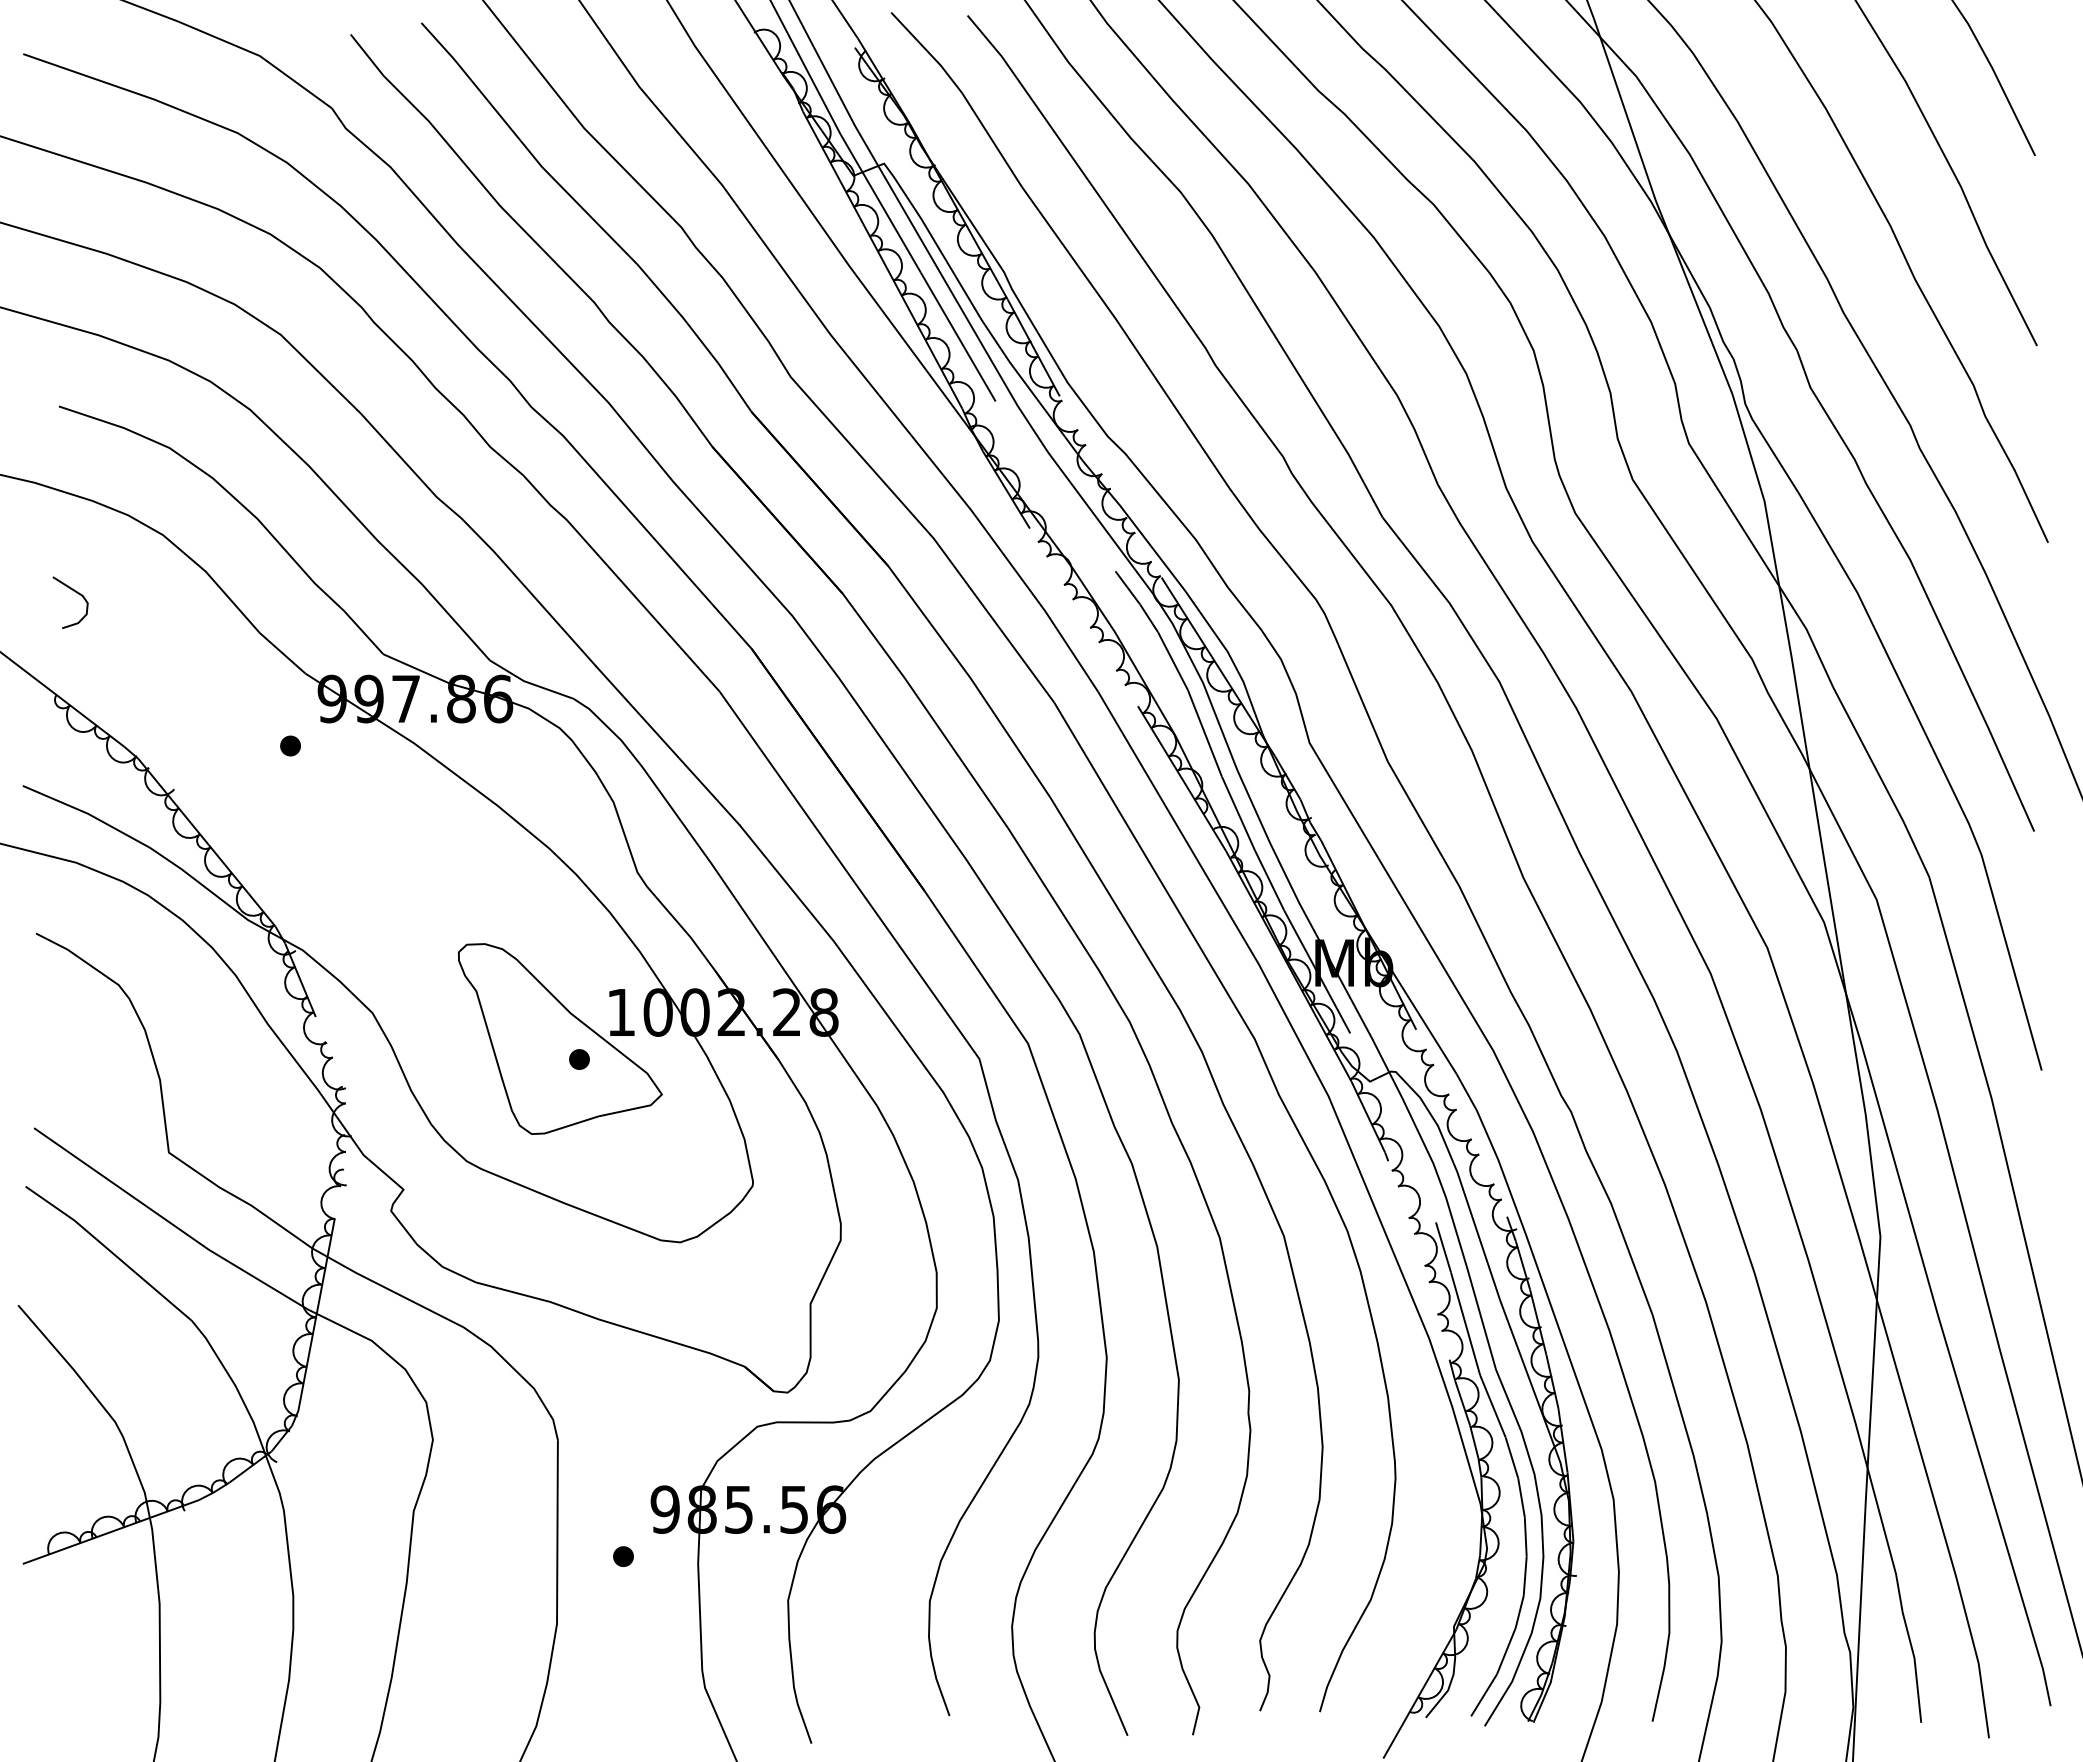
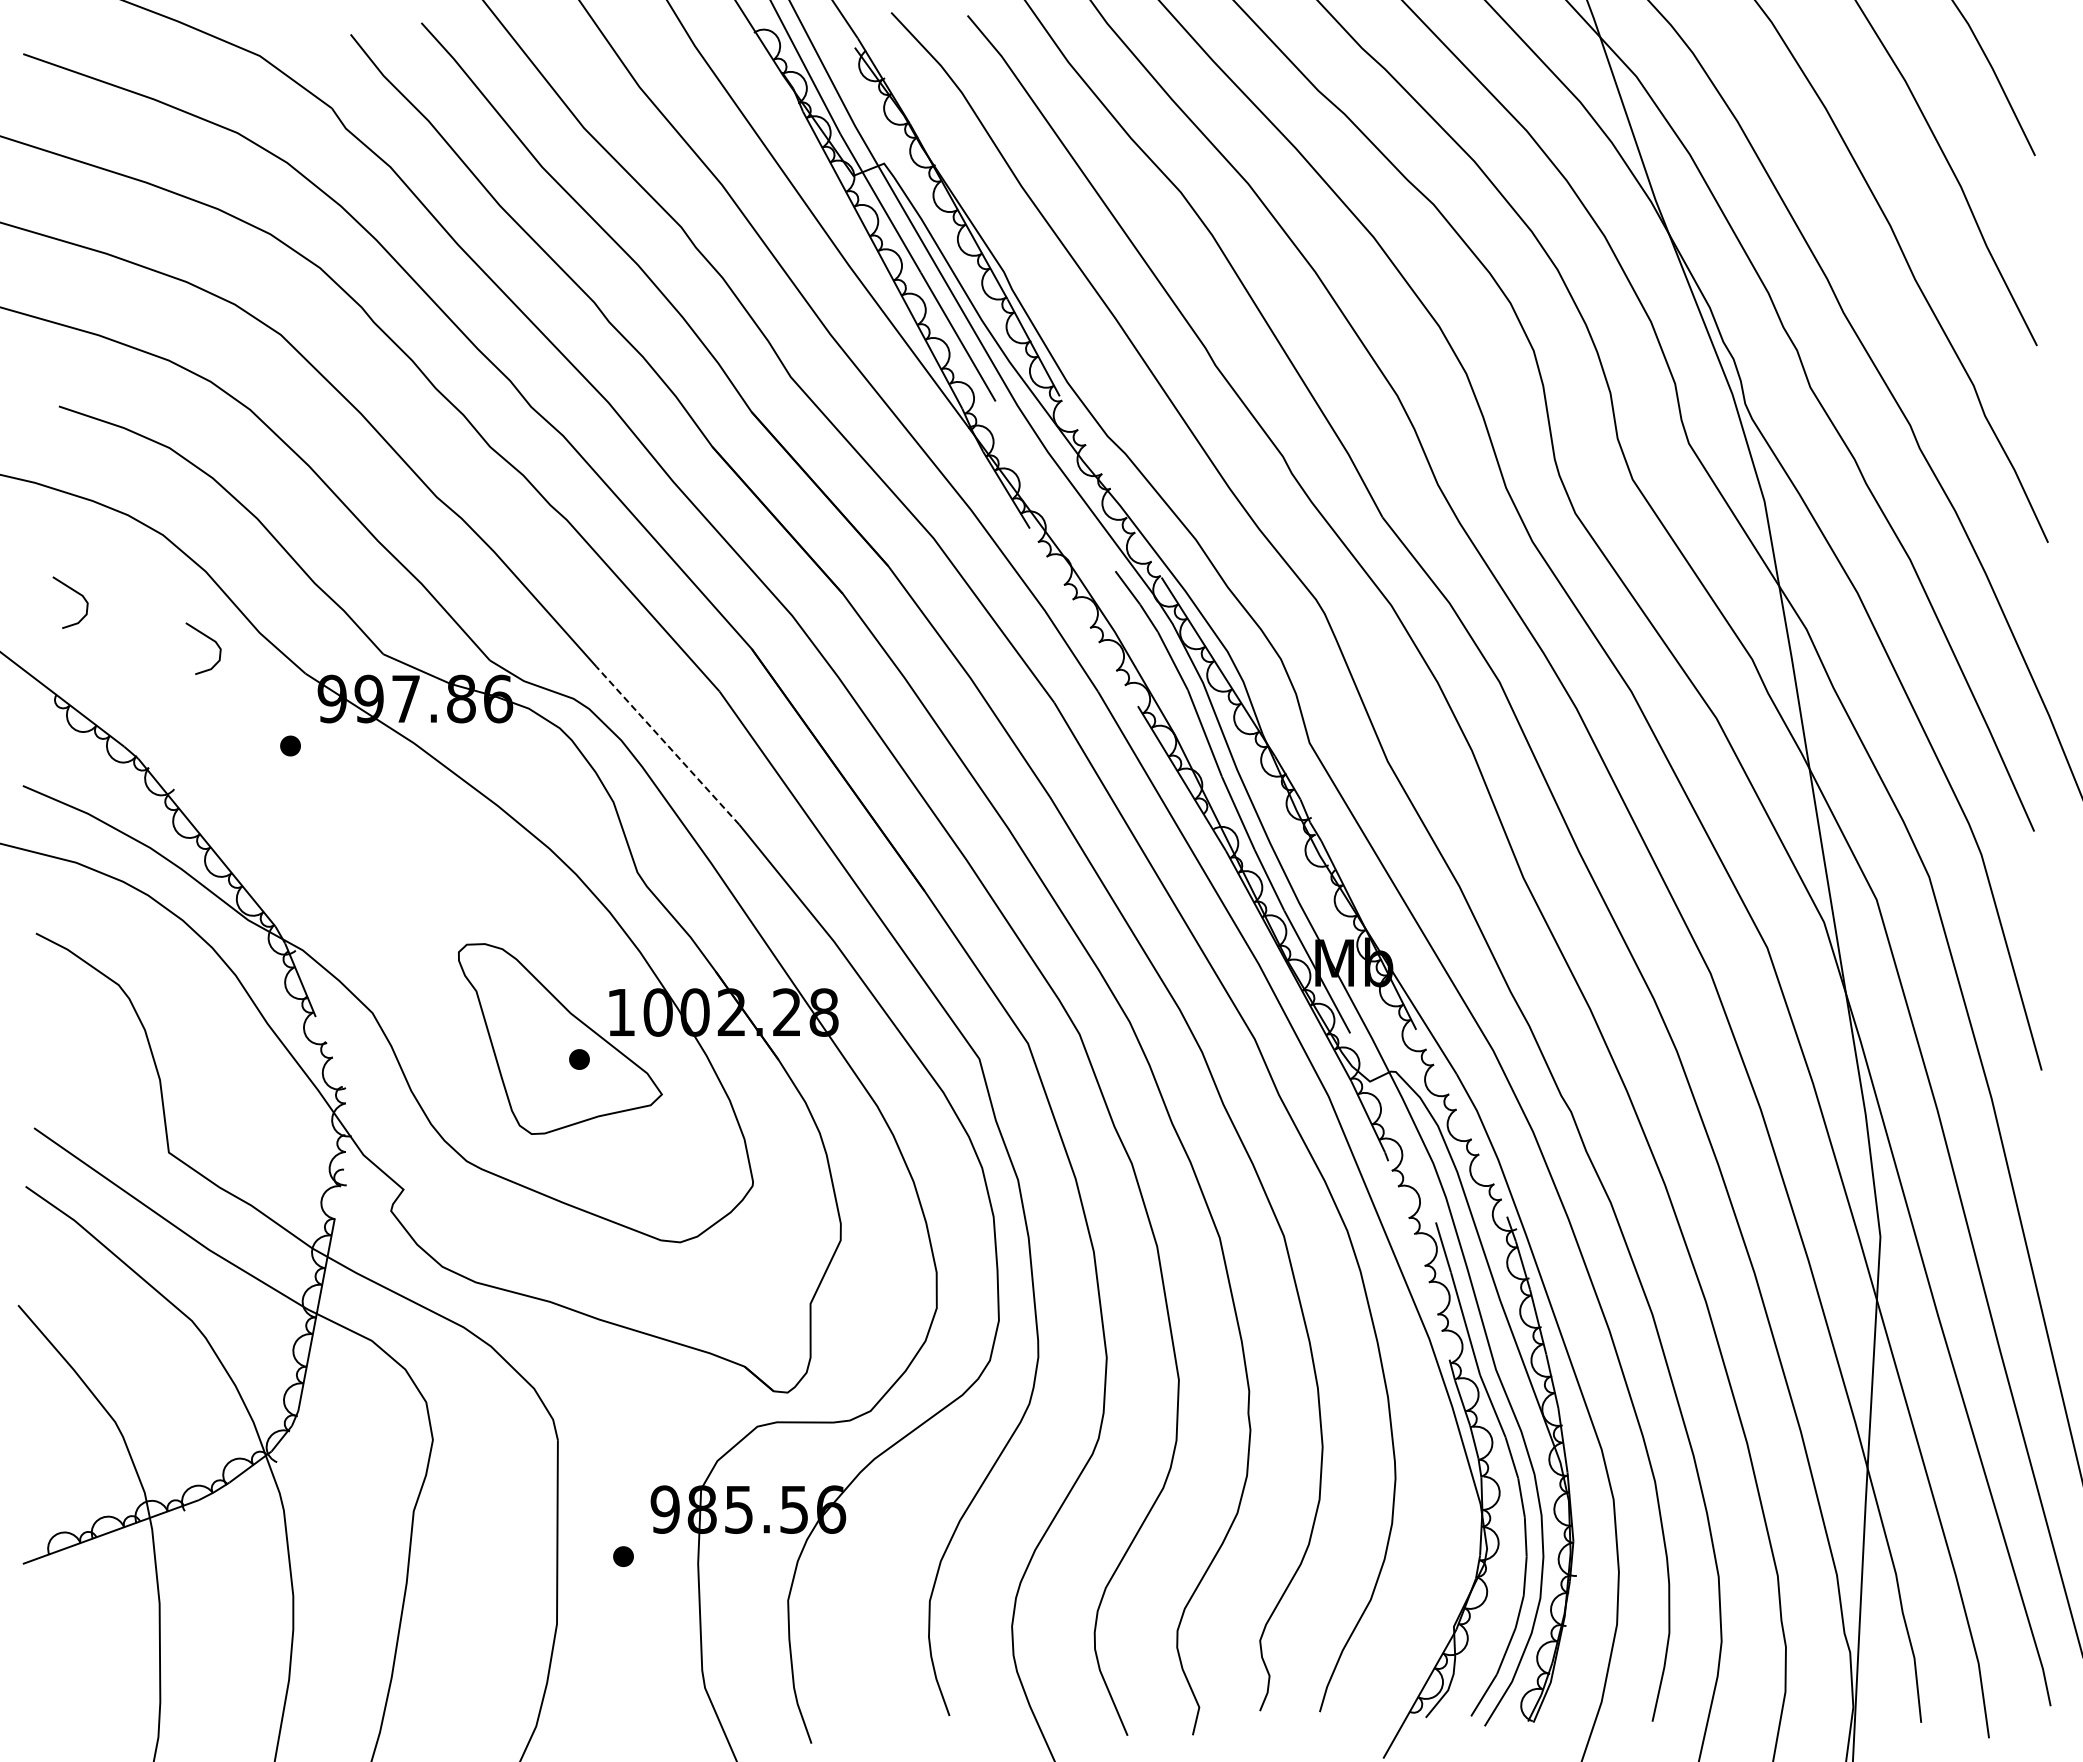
curve: none -> present (209, 639)
line: solid -> dashed (667, 745)
